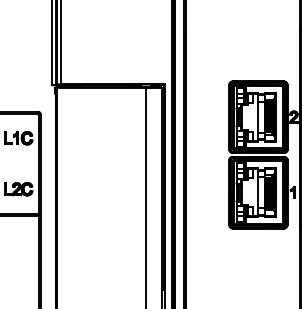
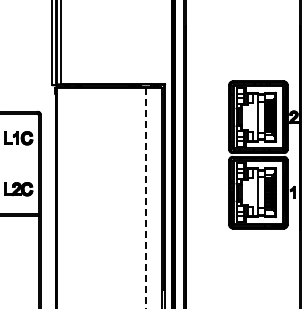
line: solid -> dashed (146, 197)
